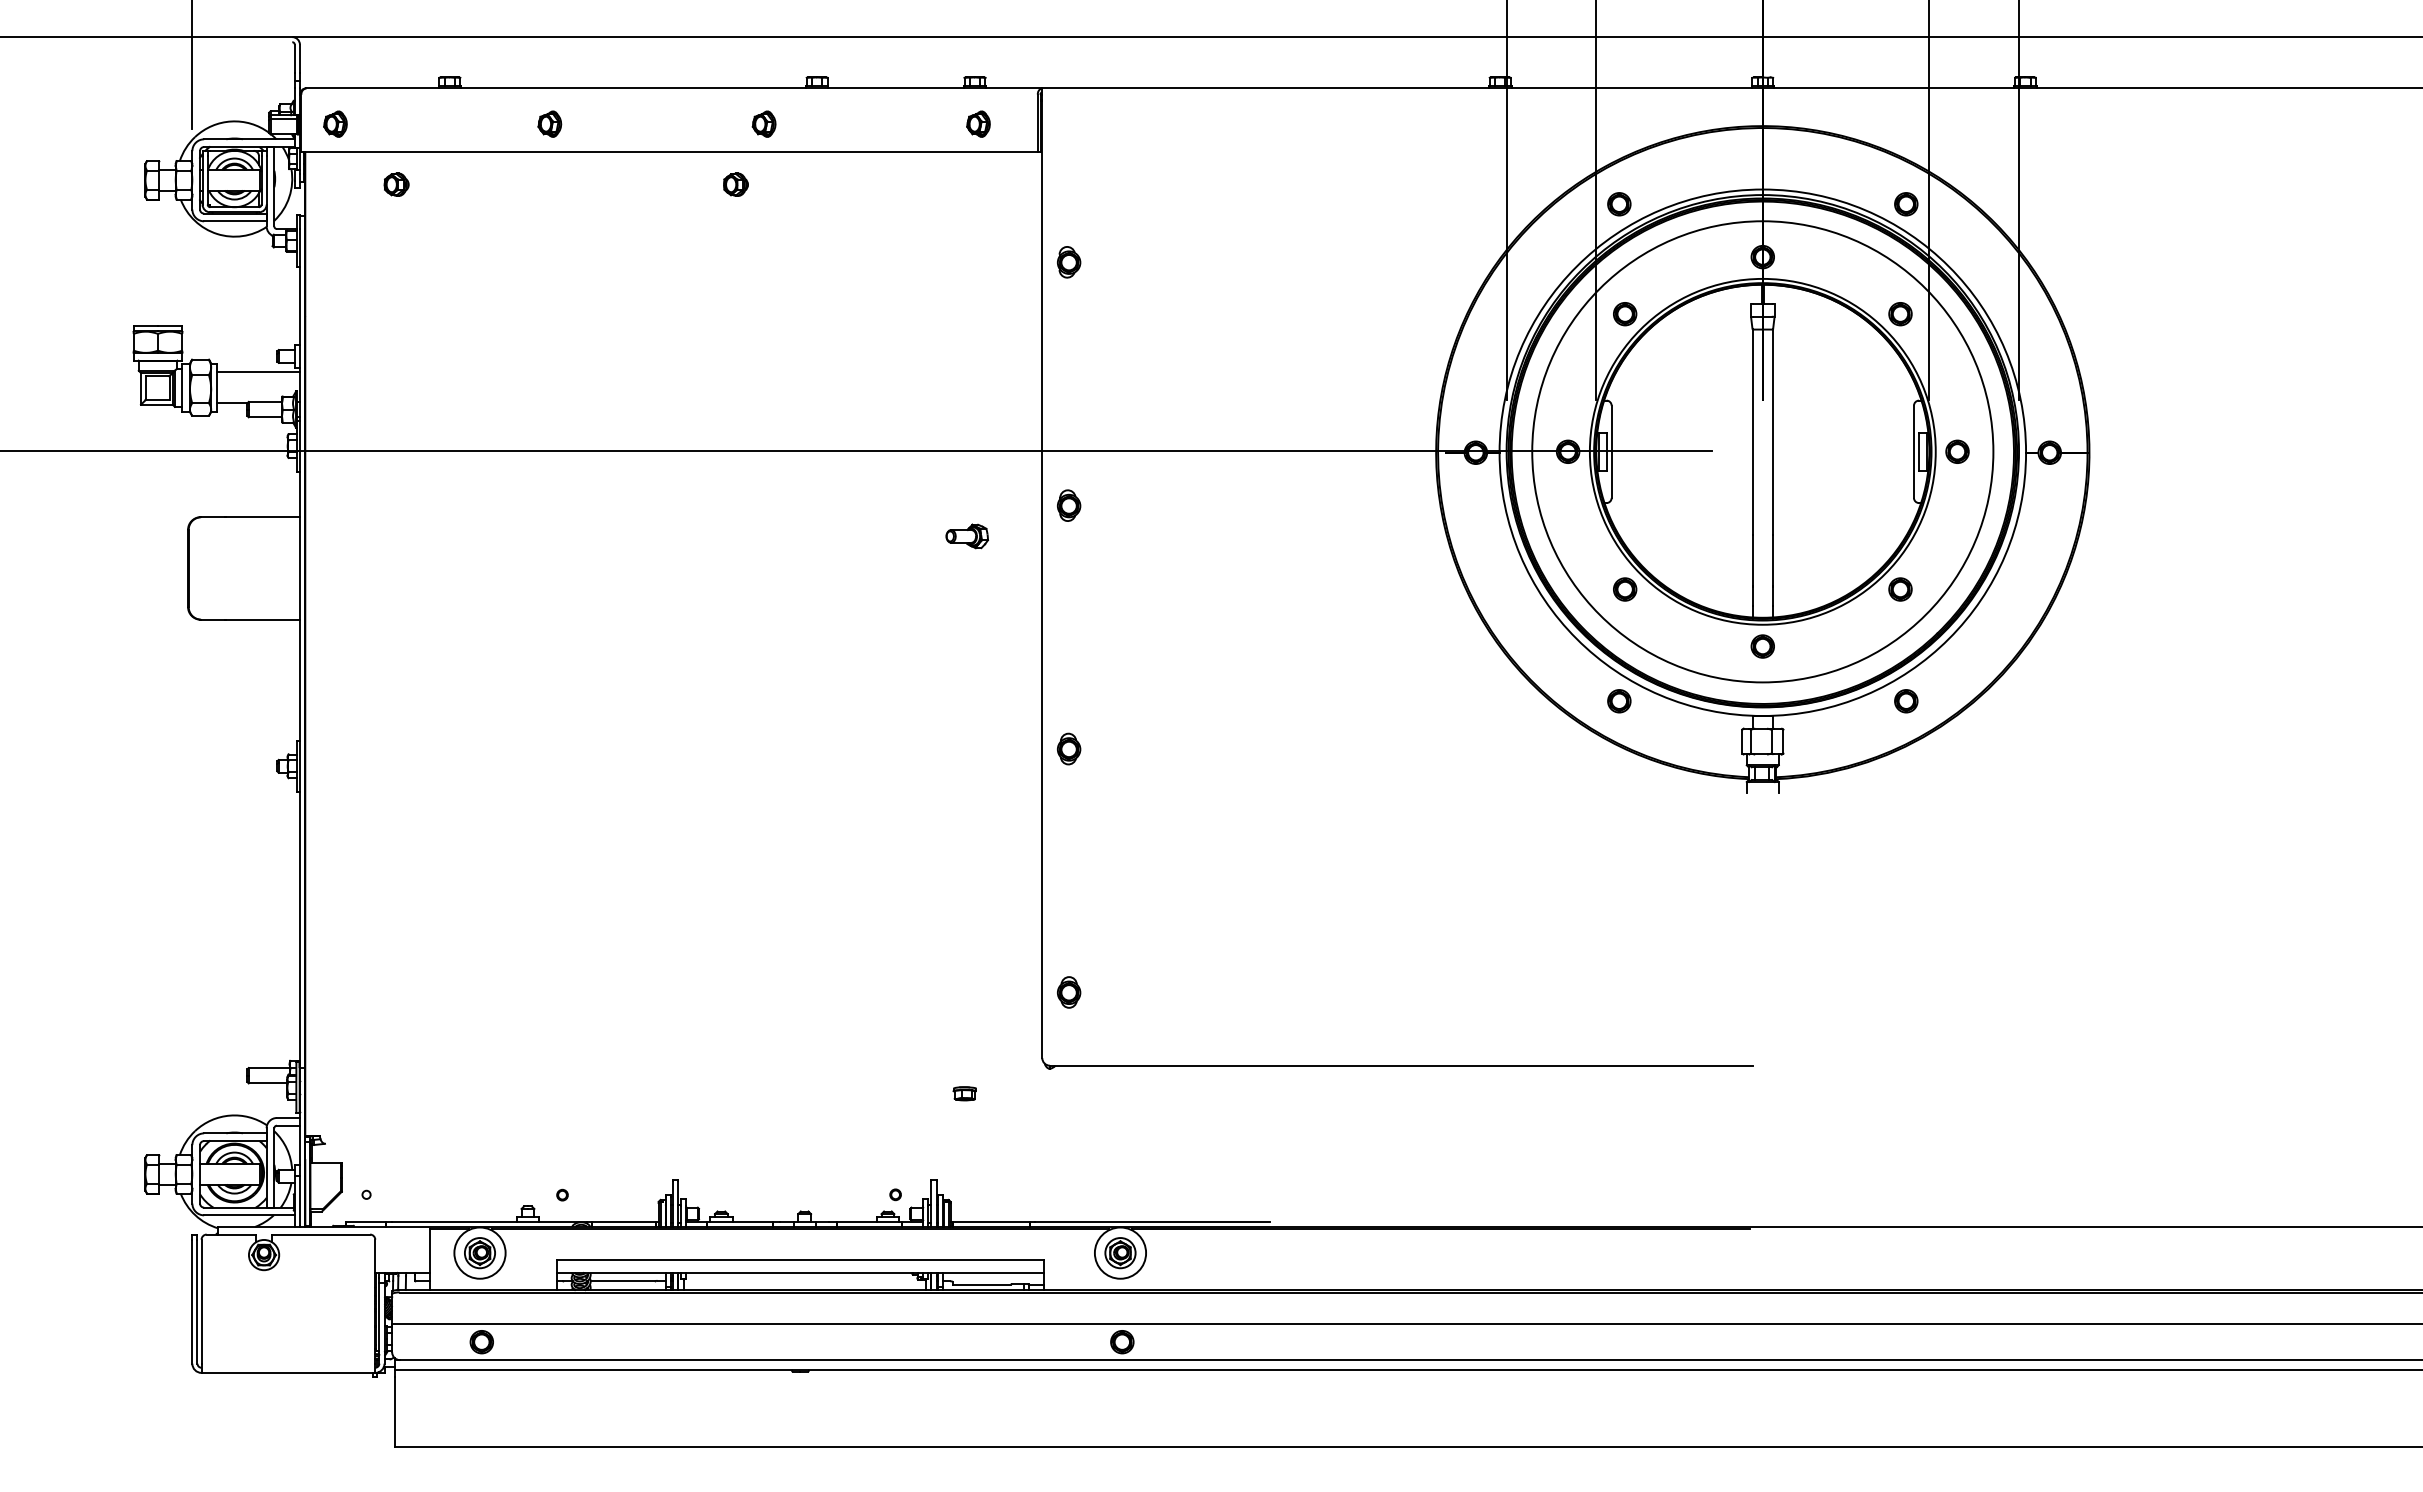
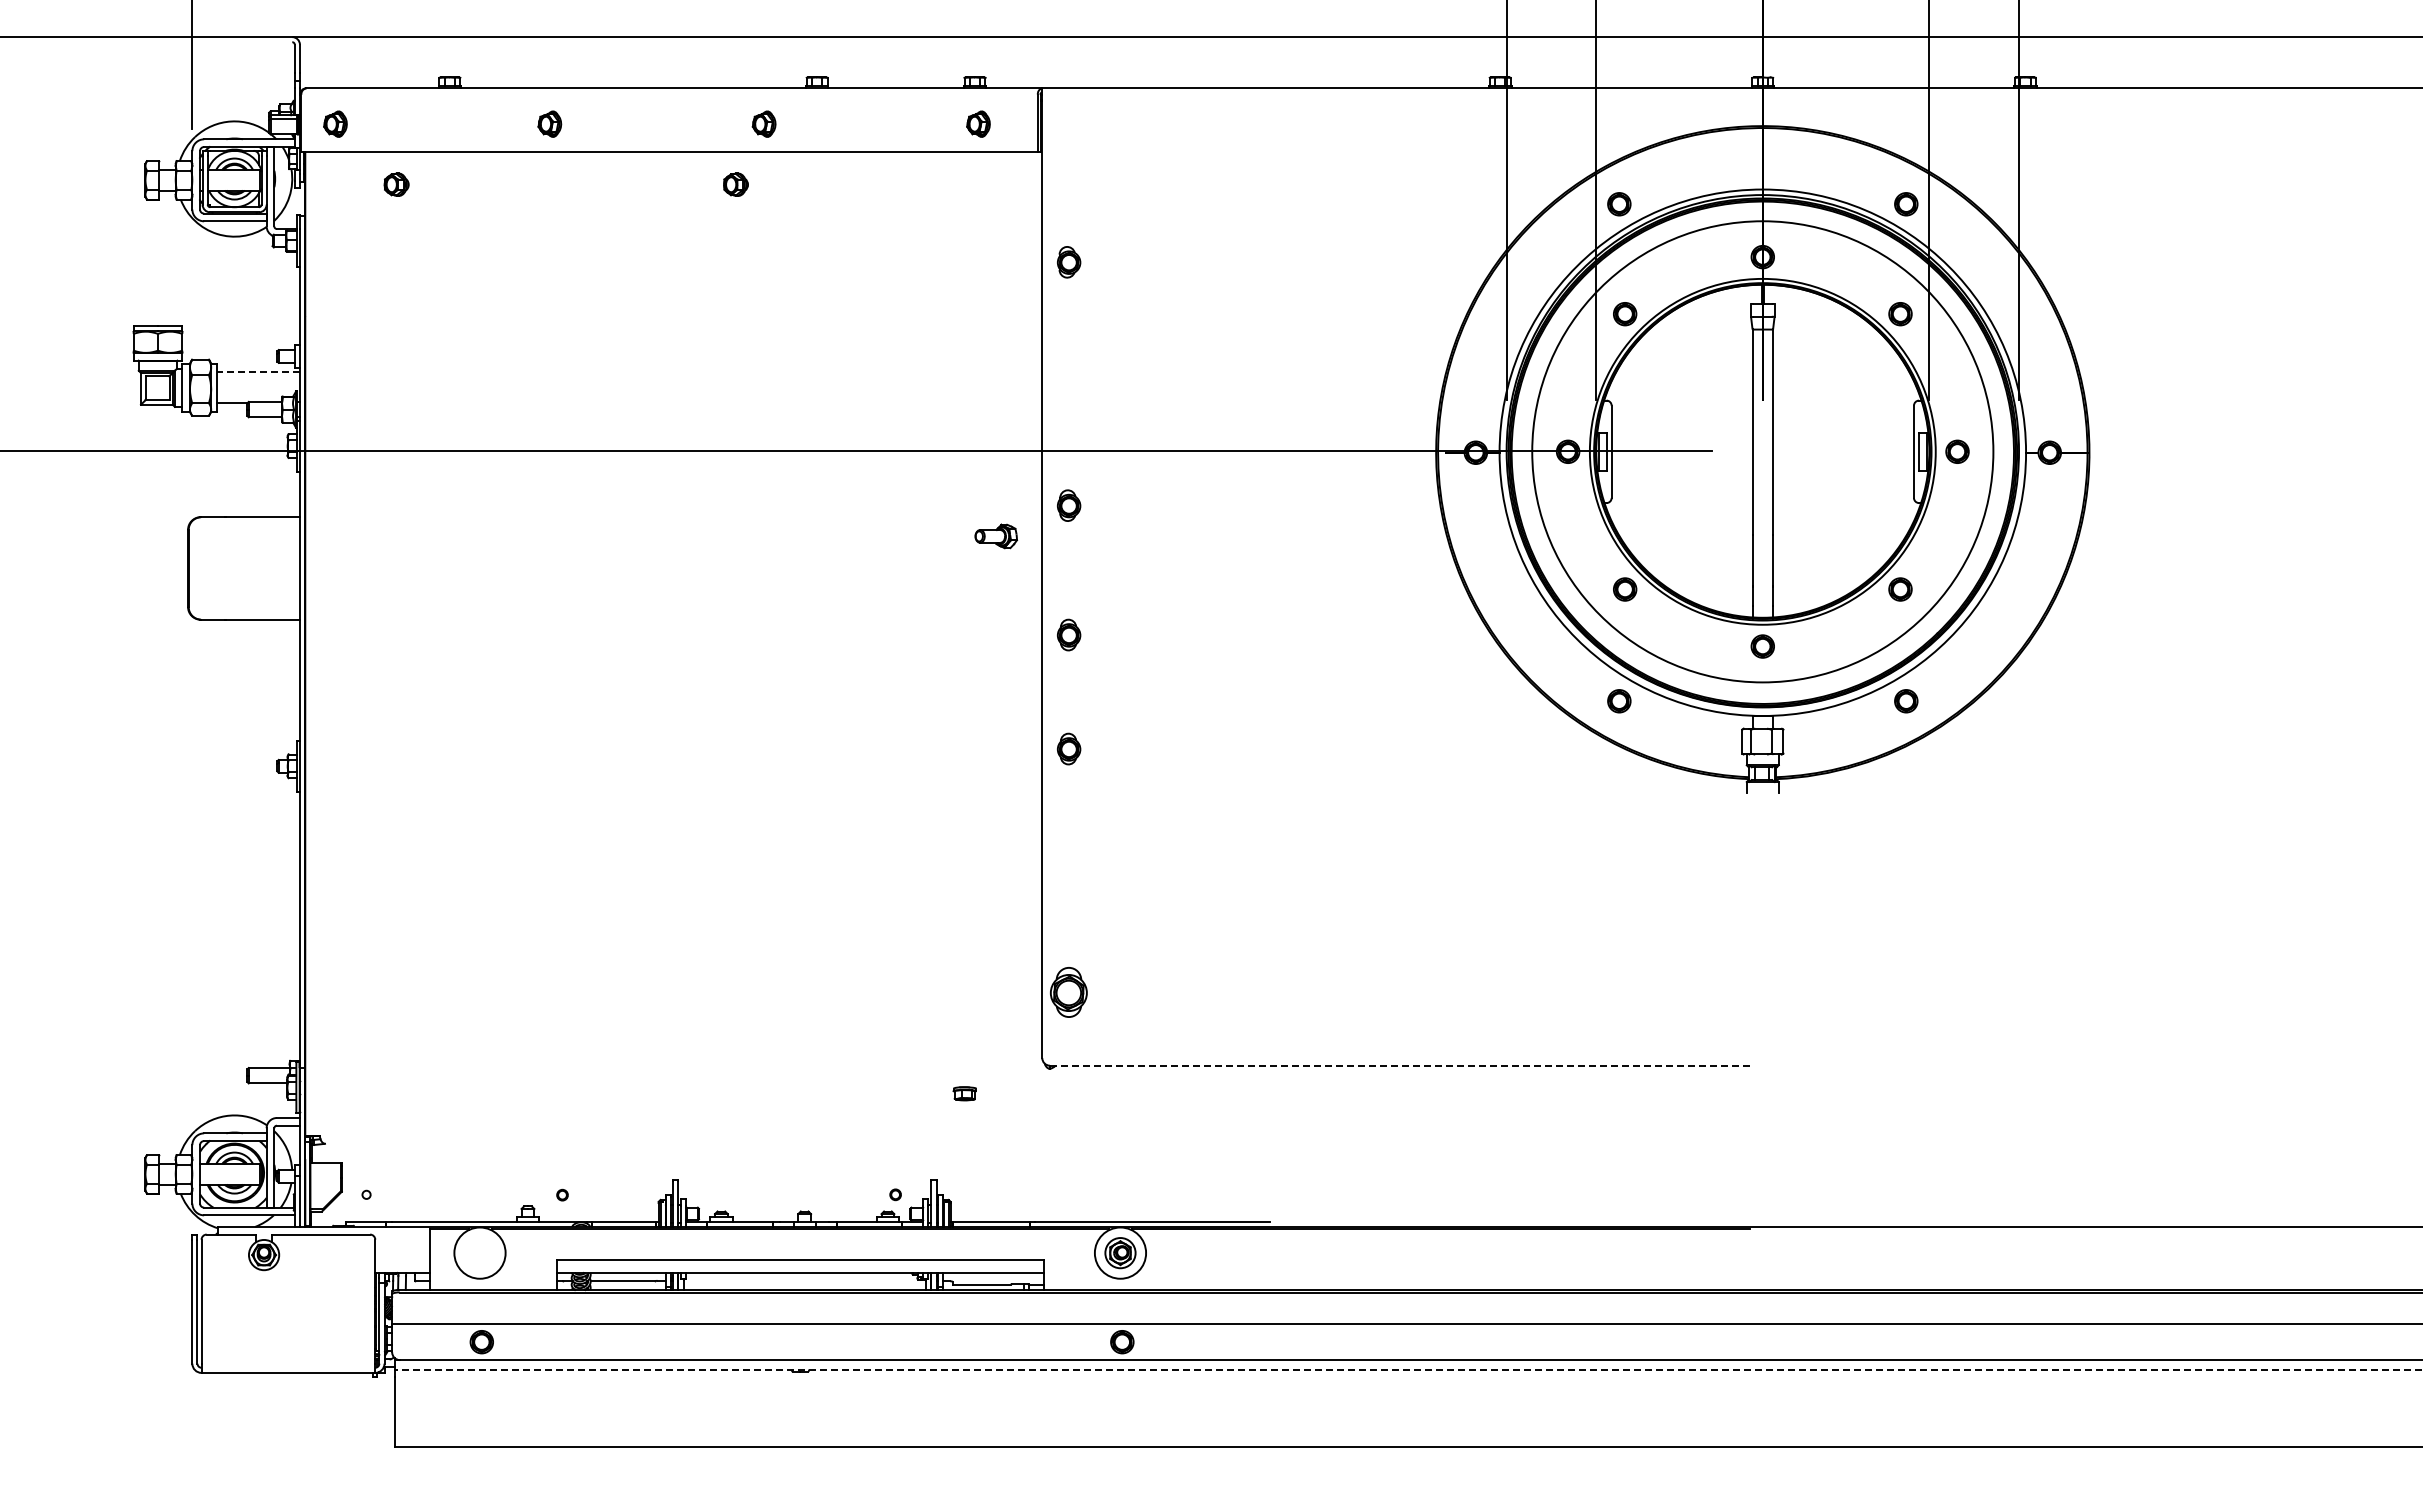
line: solid -> dashed (258, 372)
part position: (966, 536) -> (995, 536) (995, 536)
part: none -> present (1069, 634)
part size: 25x33 px -> 38x51 px (1068, 992)
line: solid -> dashed (1401, 1065)
part: present -> none (479, 1253)
line: solid -> dashed (1408, 1370)
